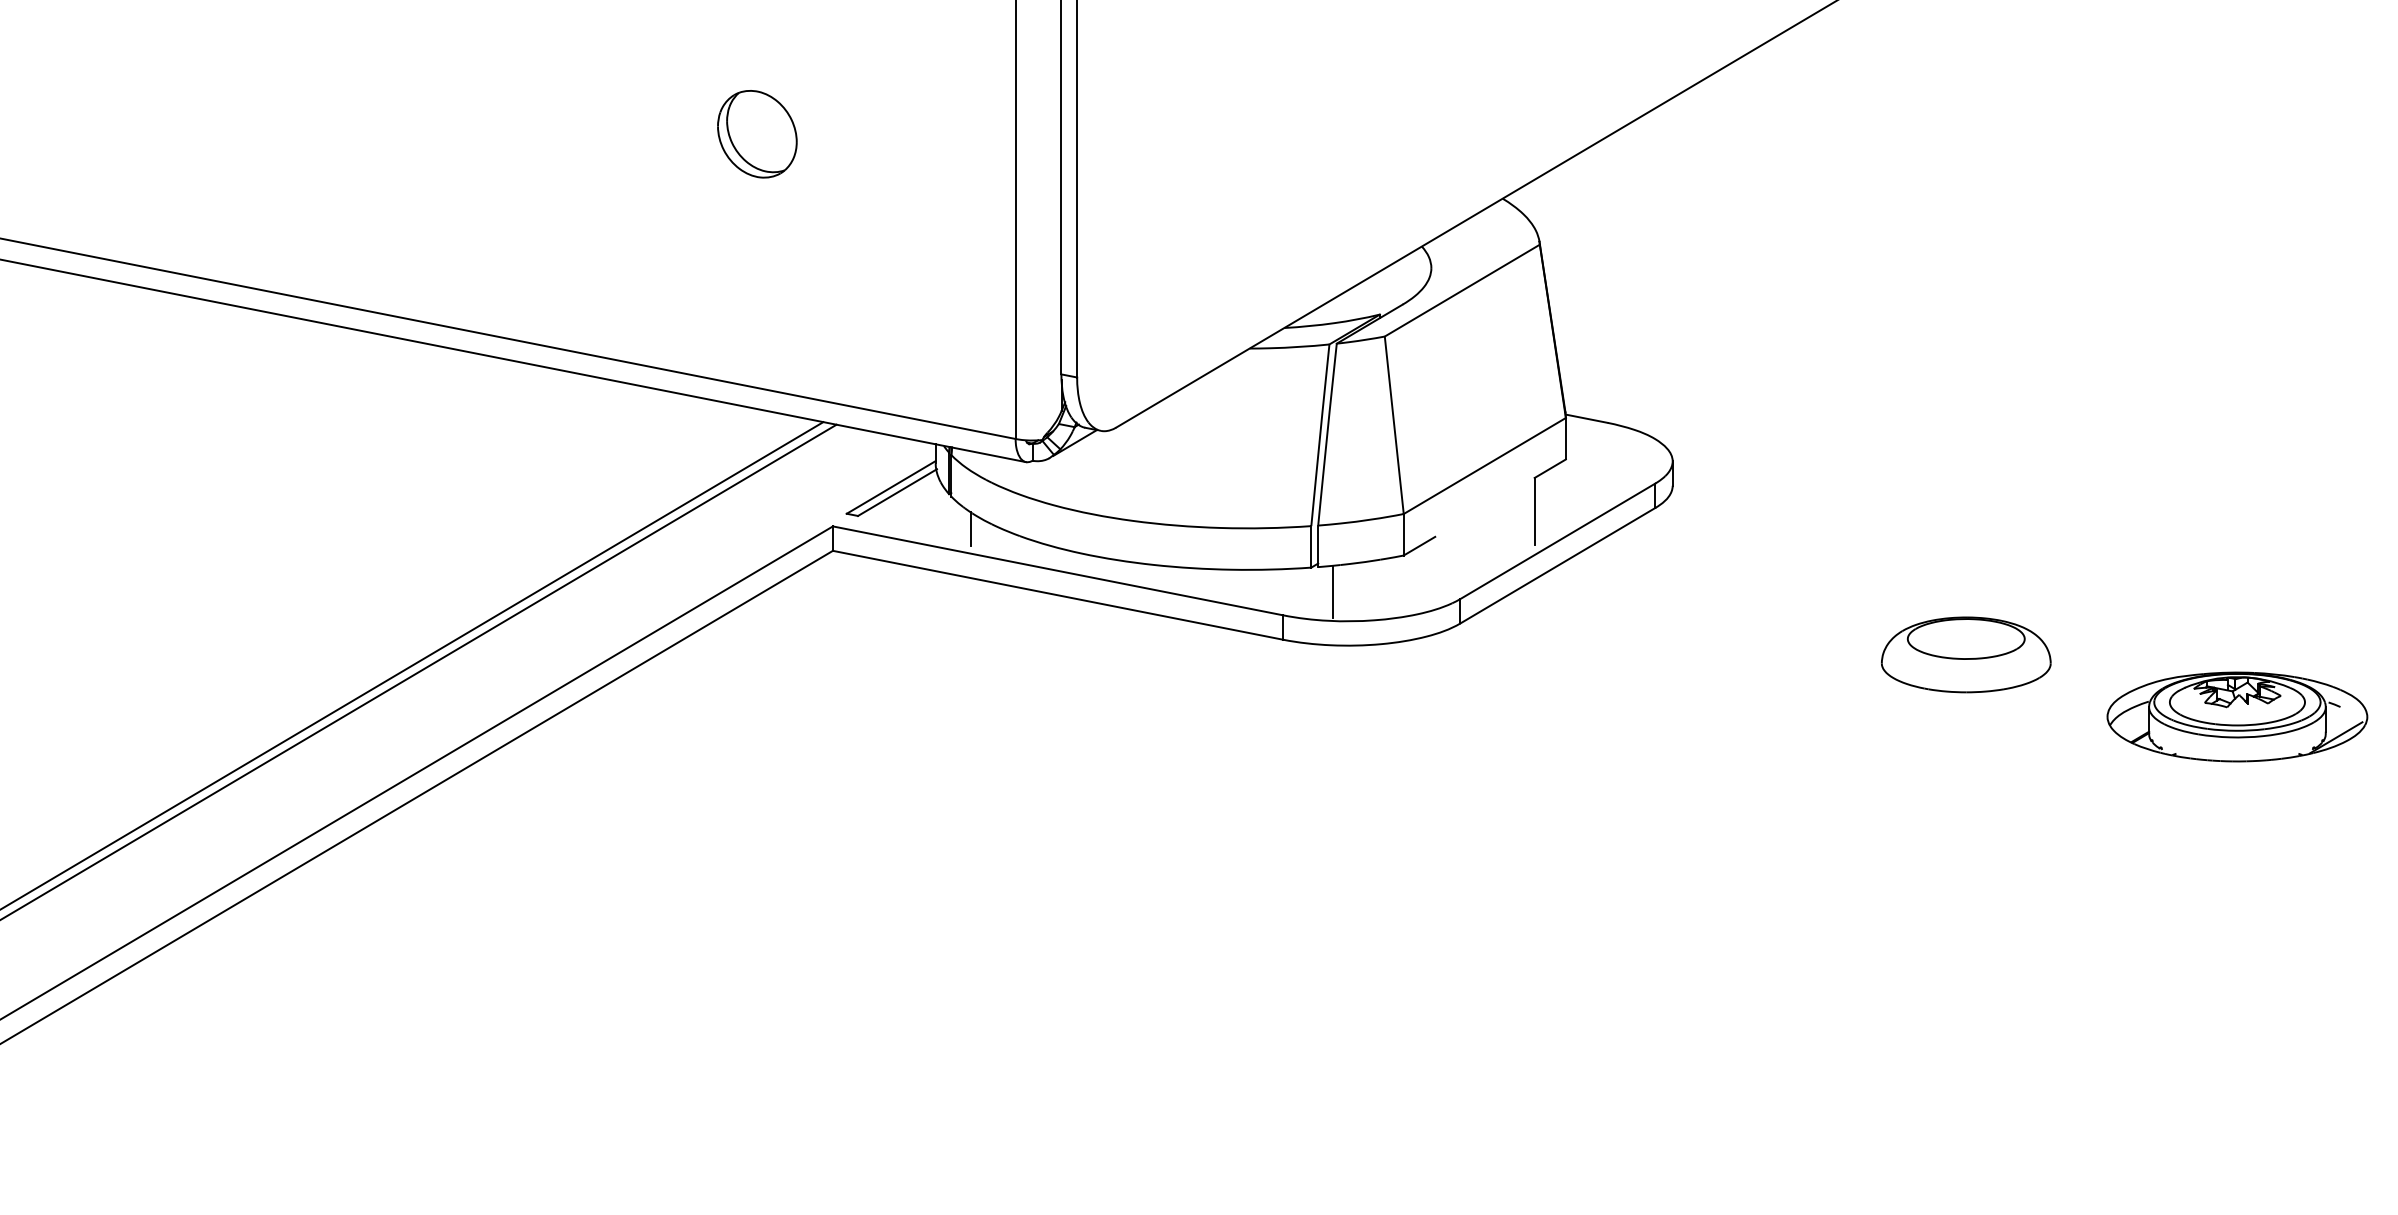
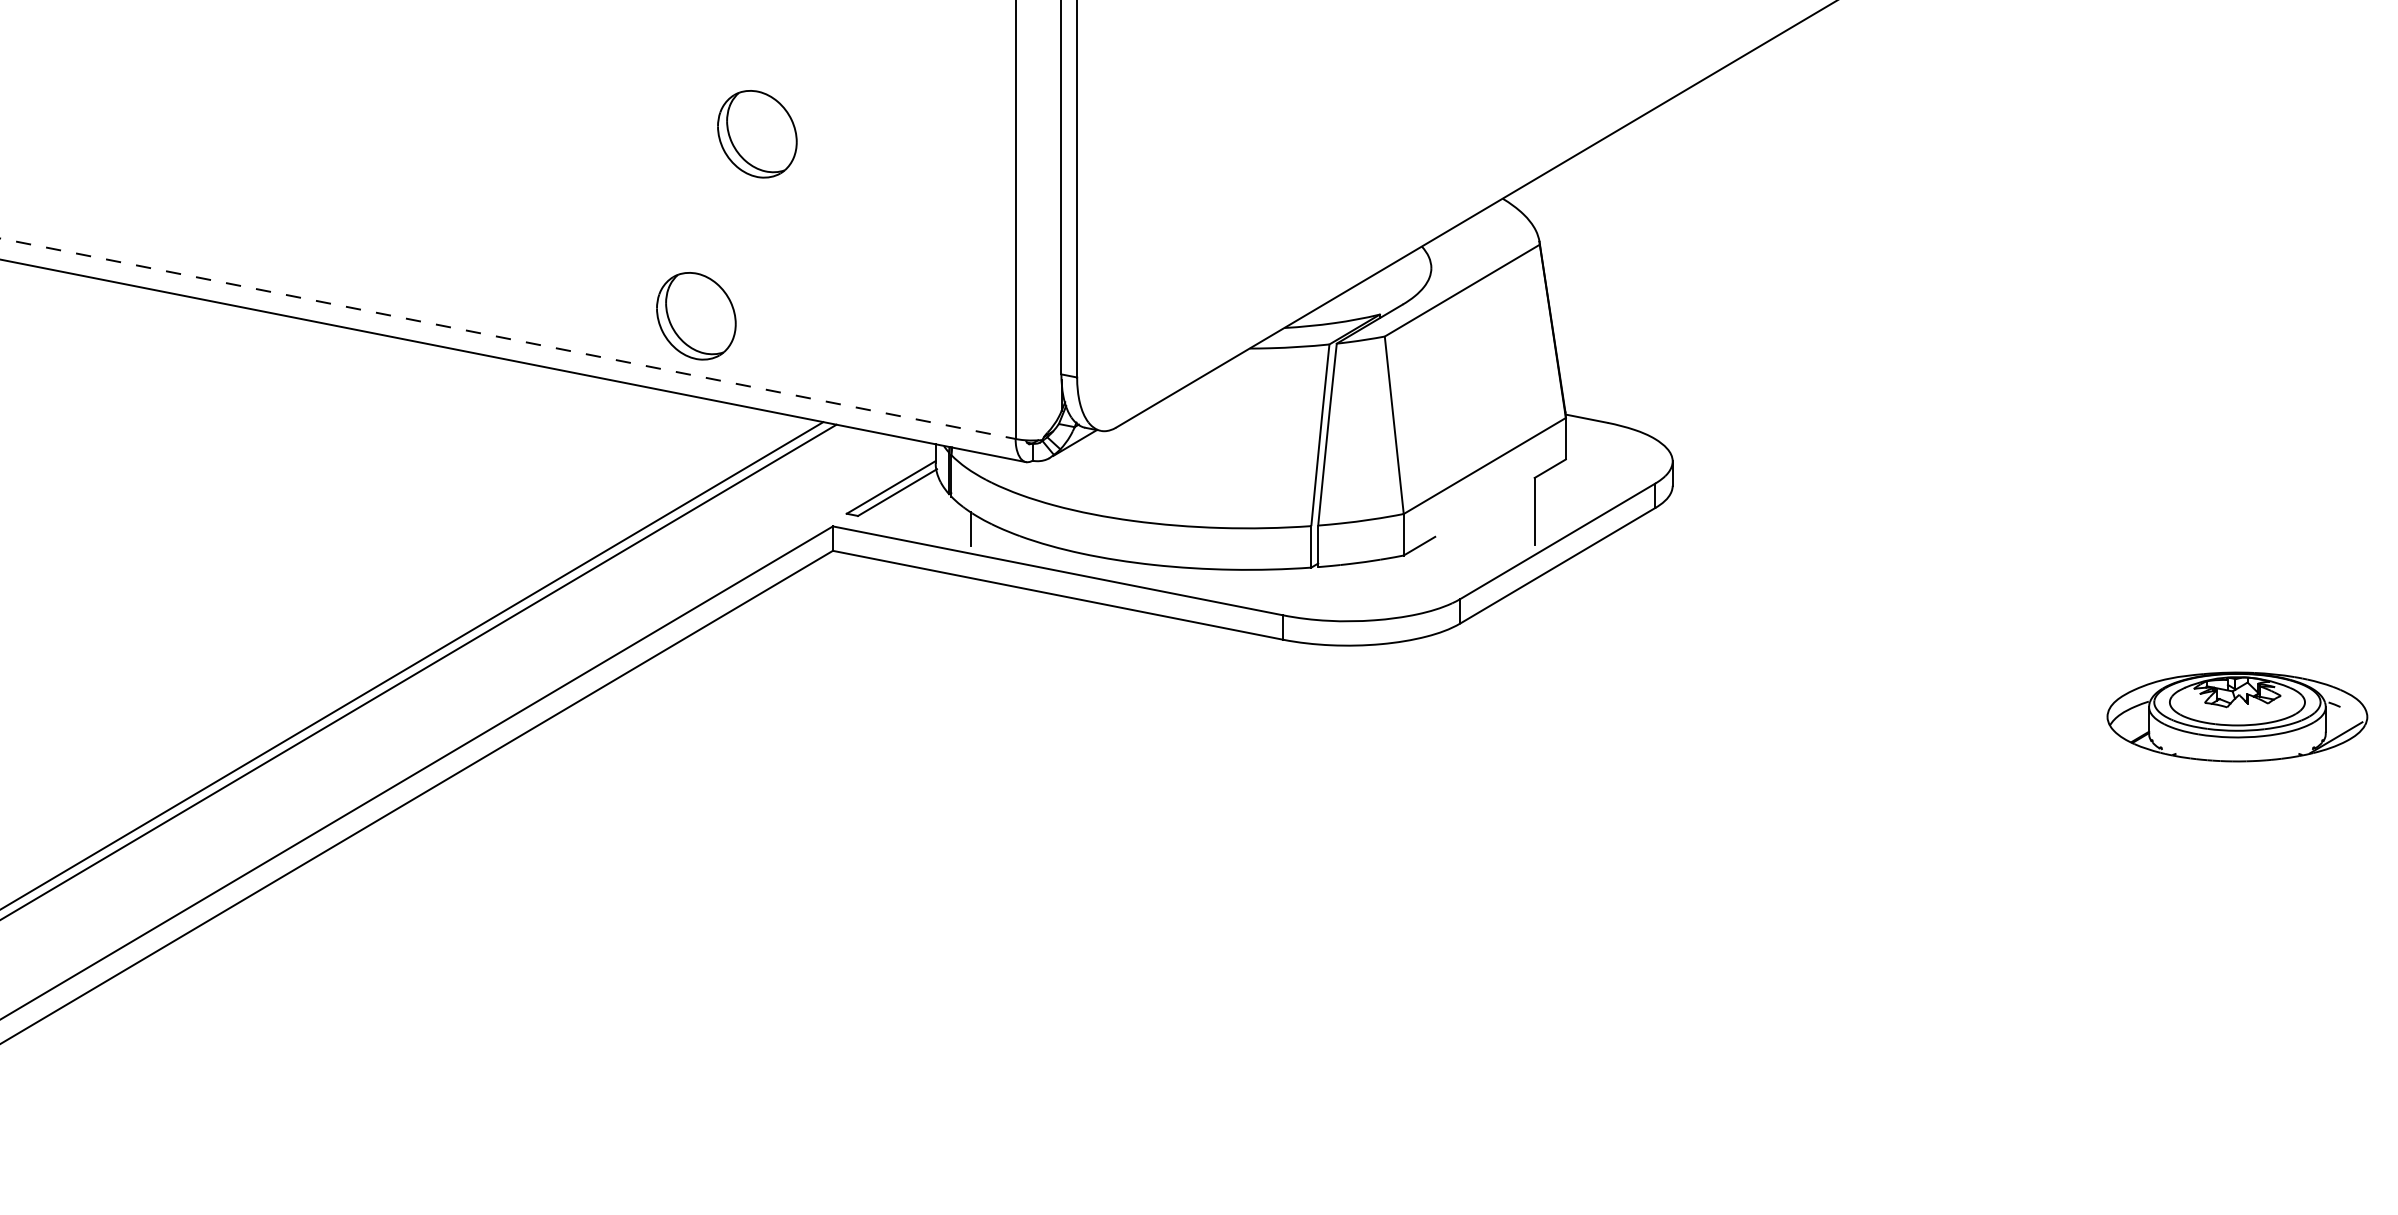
part: none -> present (696, 316)
line: solid -> dashed (508, 338)
line: present -> none (1332, 591)
part: present -> none (1966, 654)
